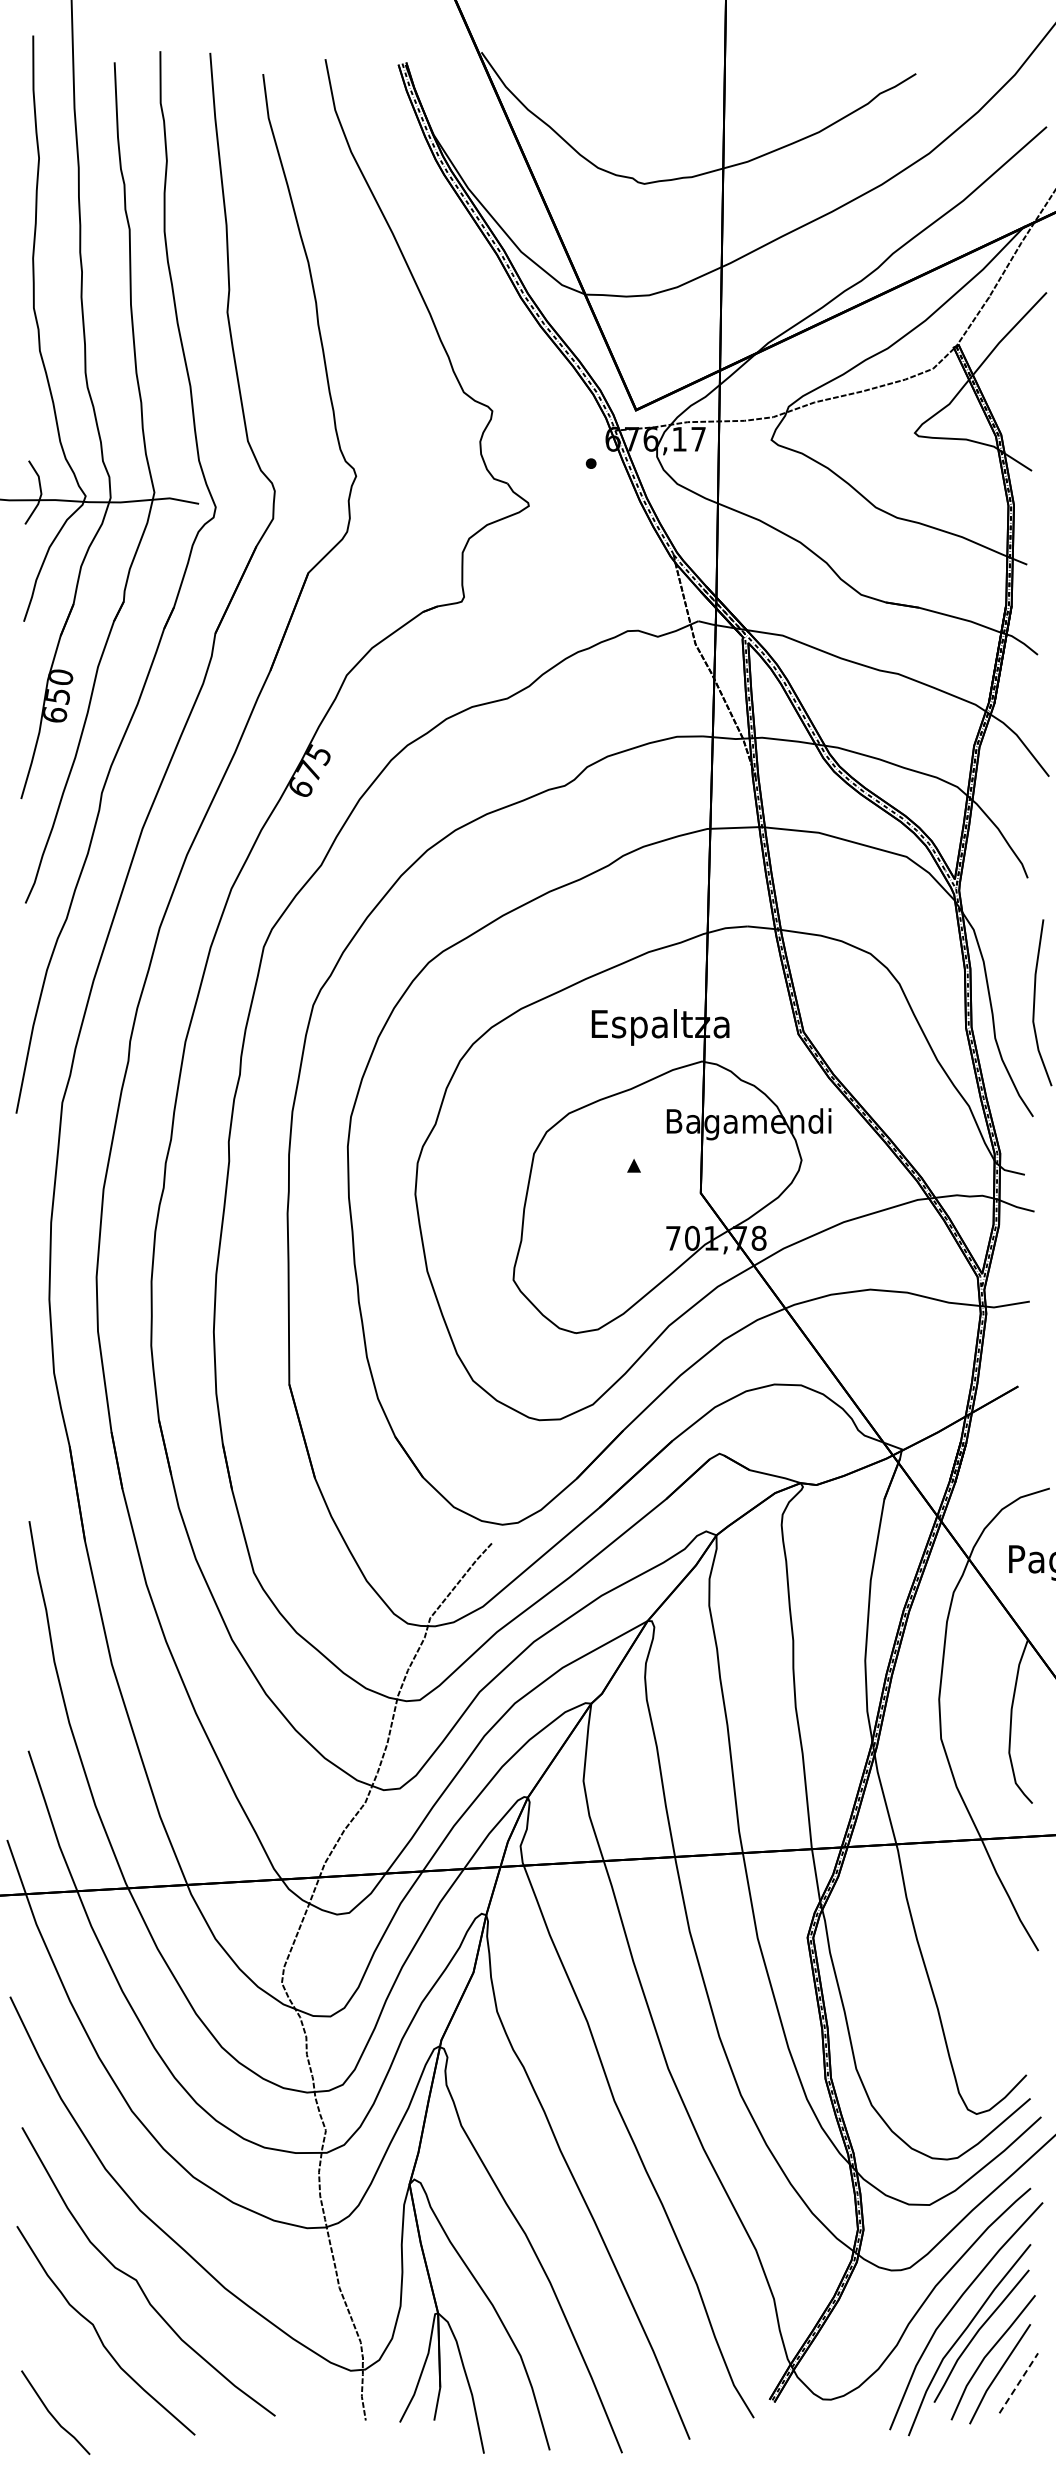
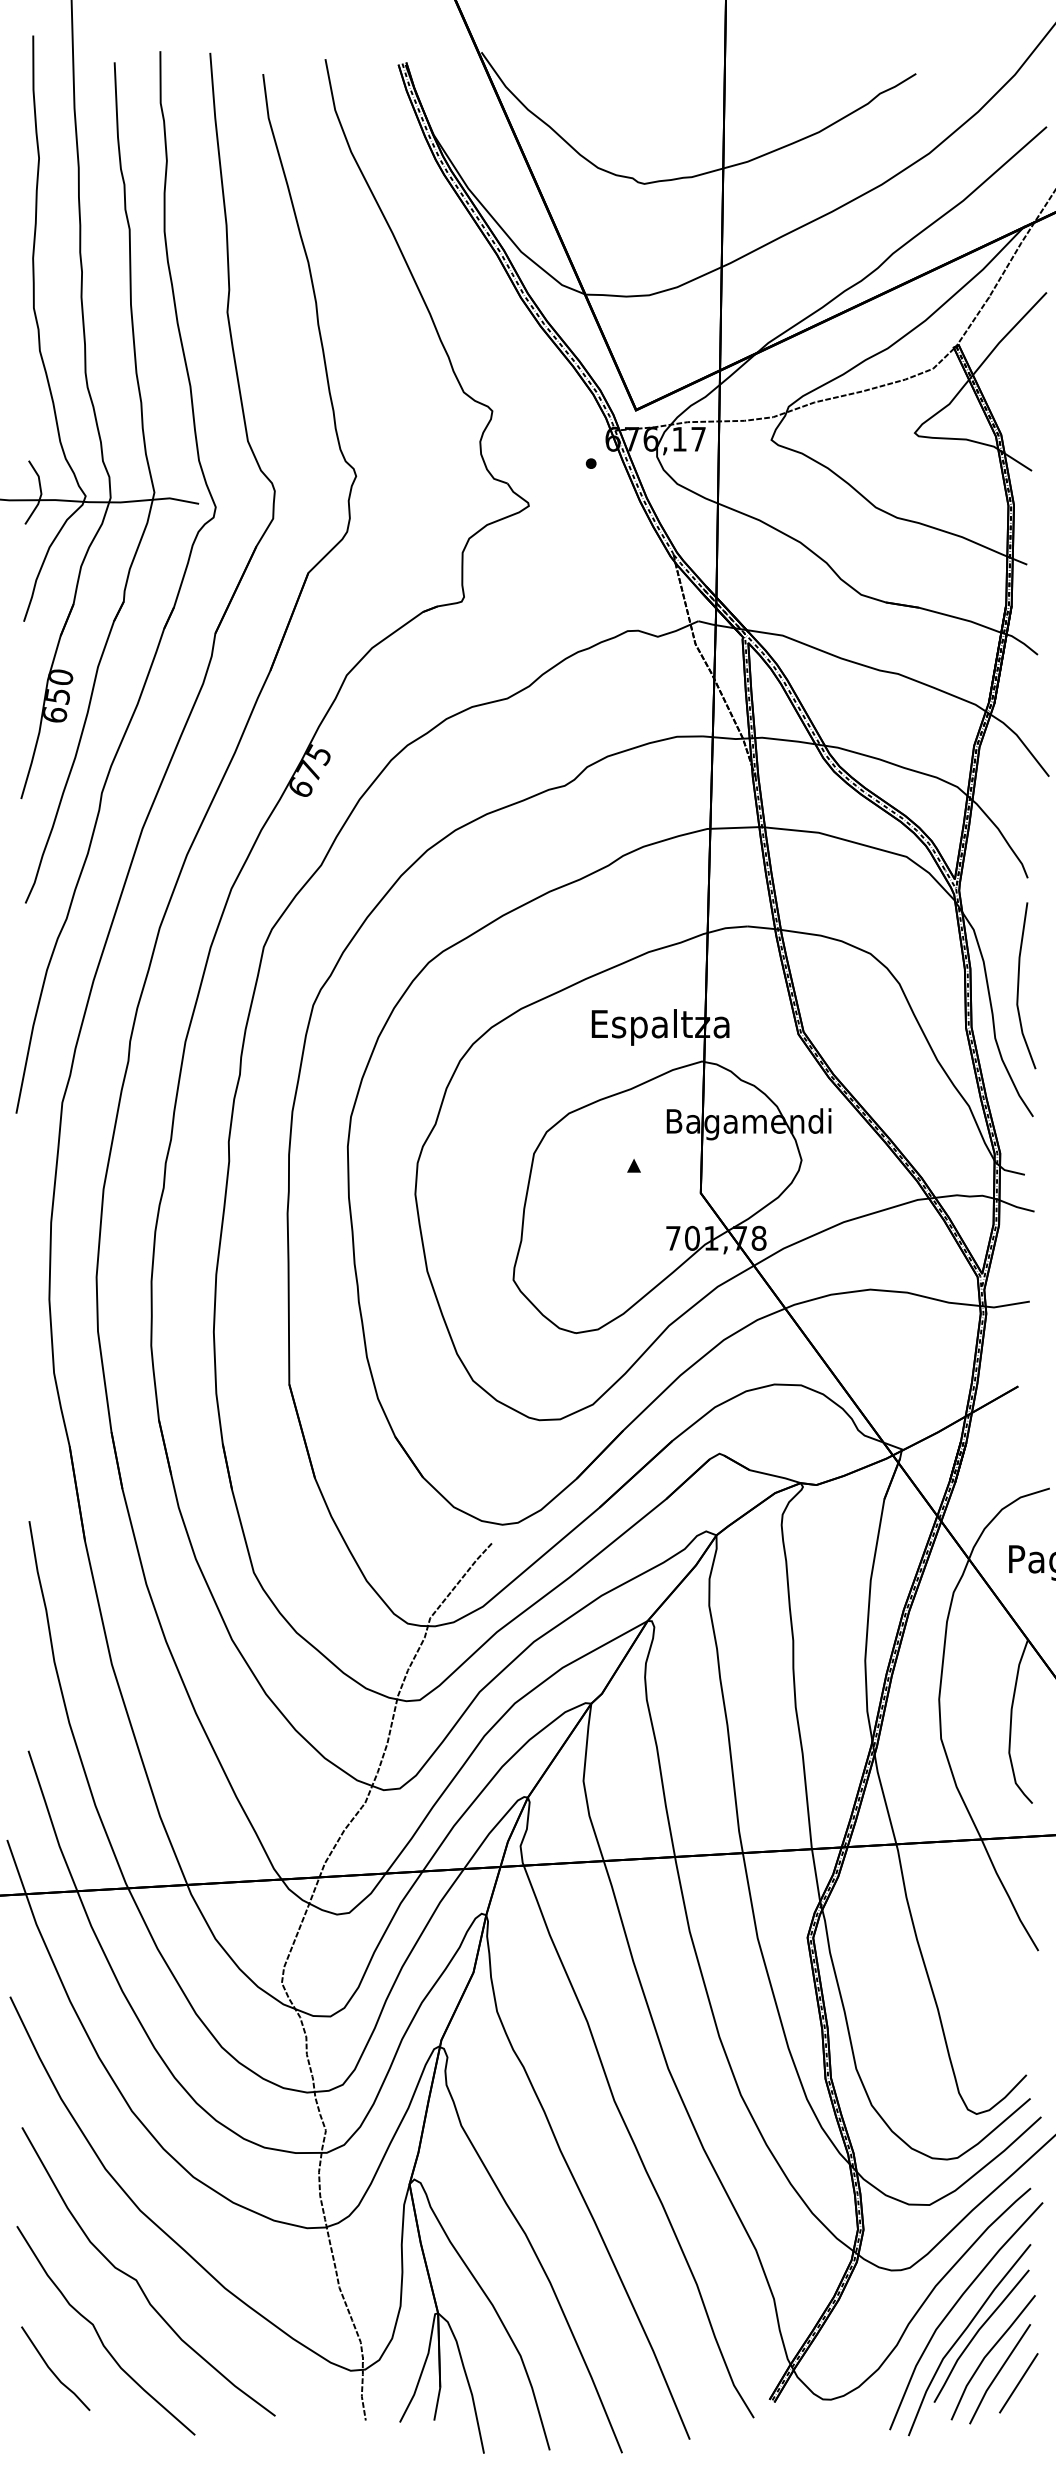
line position: (1035, 1002) -> (1019, 985) (1019, 985)
line: dashed -> solid (1018, 2383)
line position: (52, 2414) -> (52, 2370) (52, 2370)
